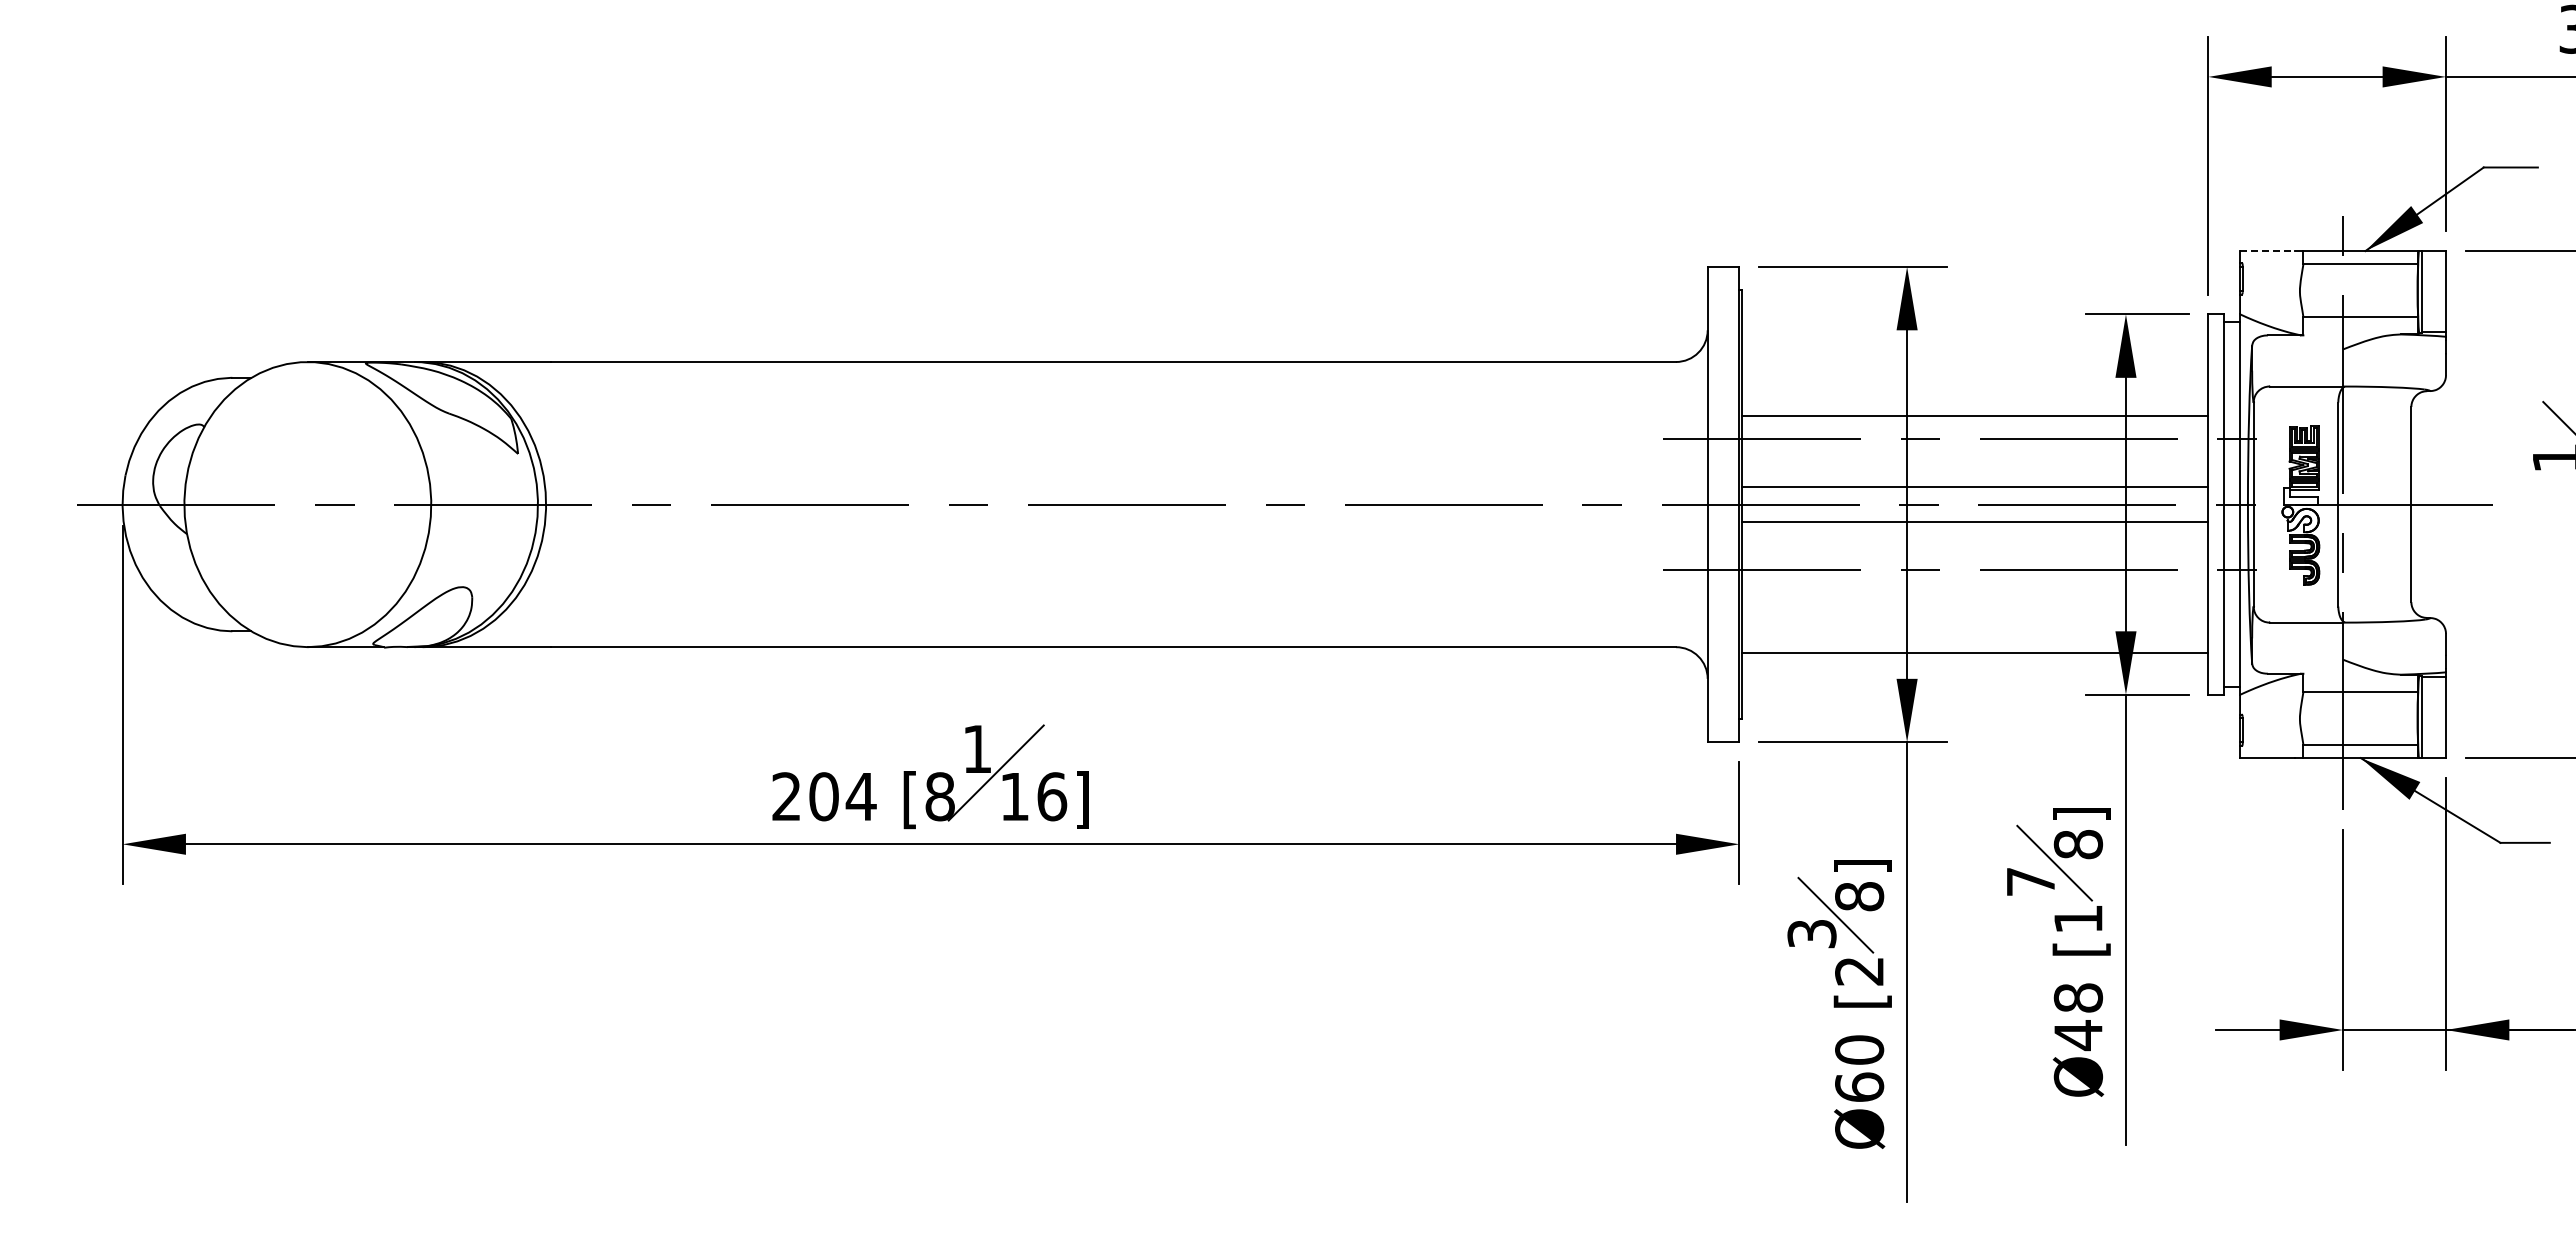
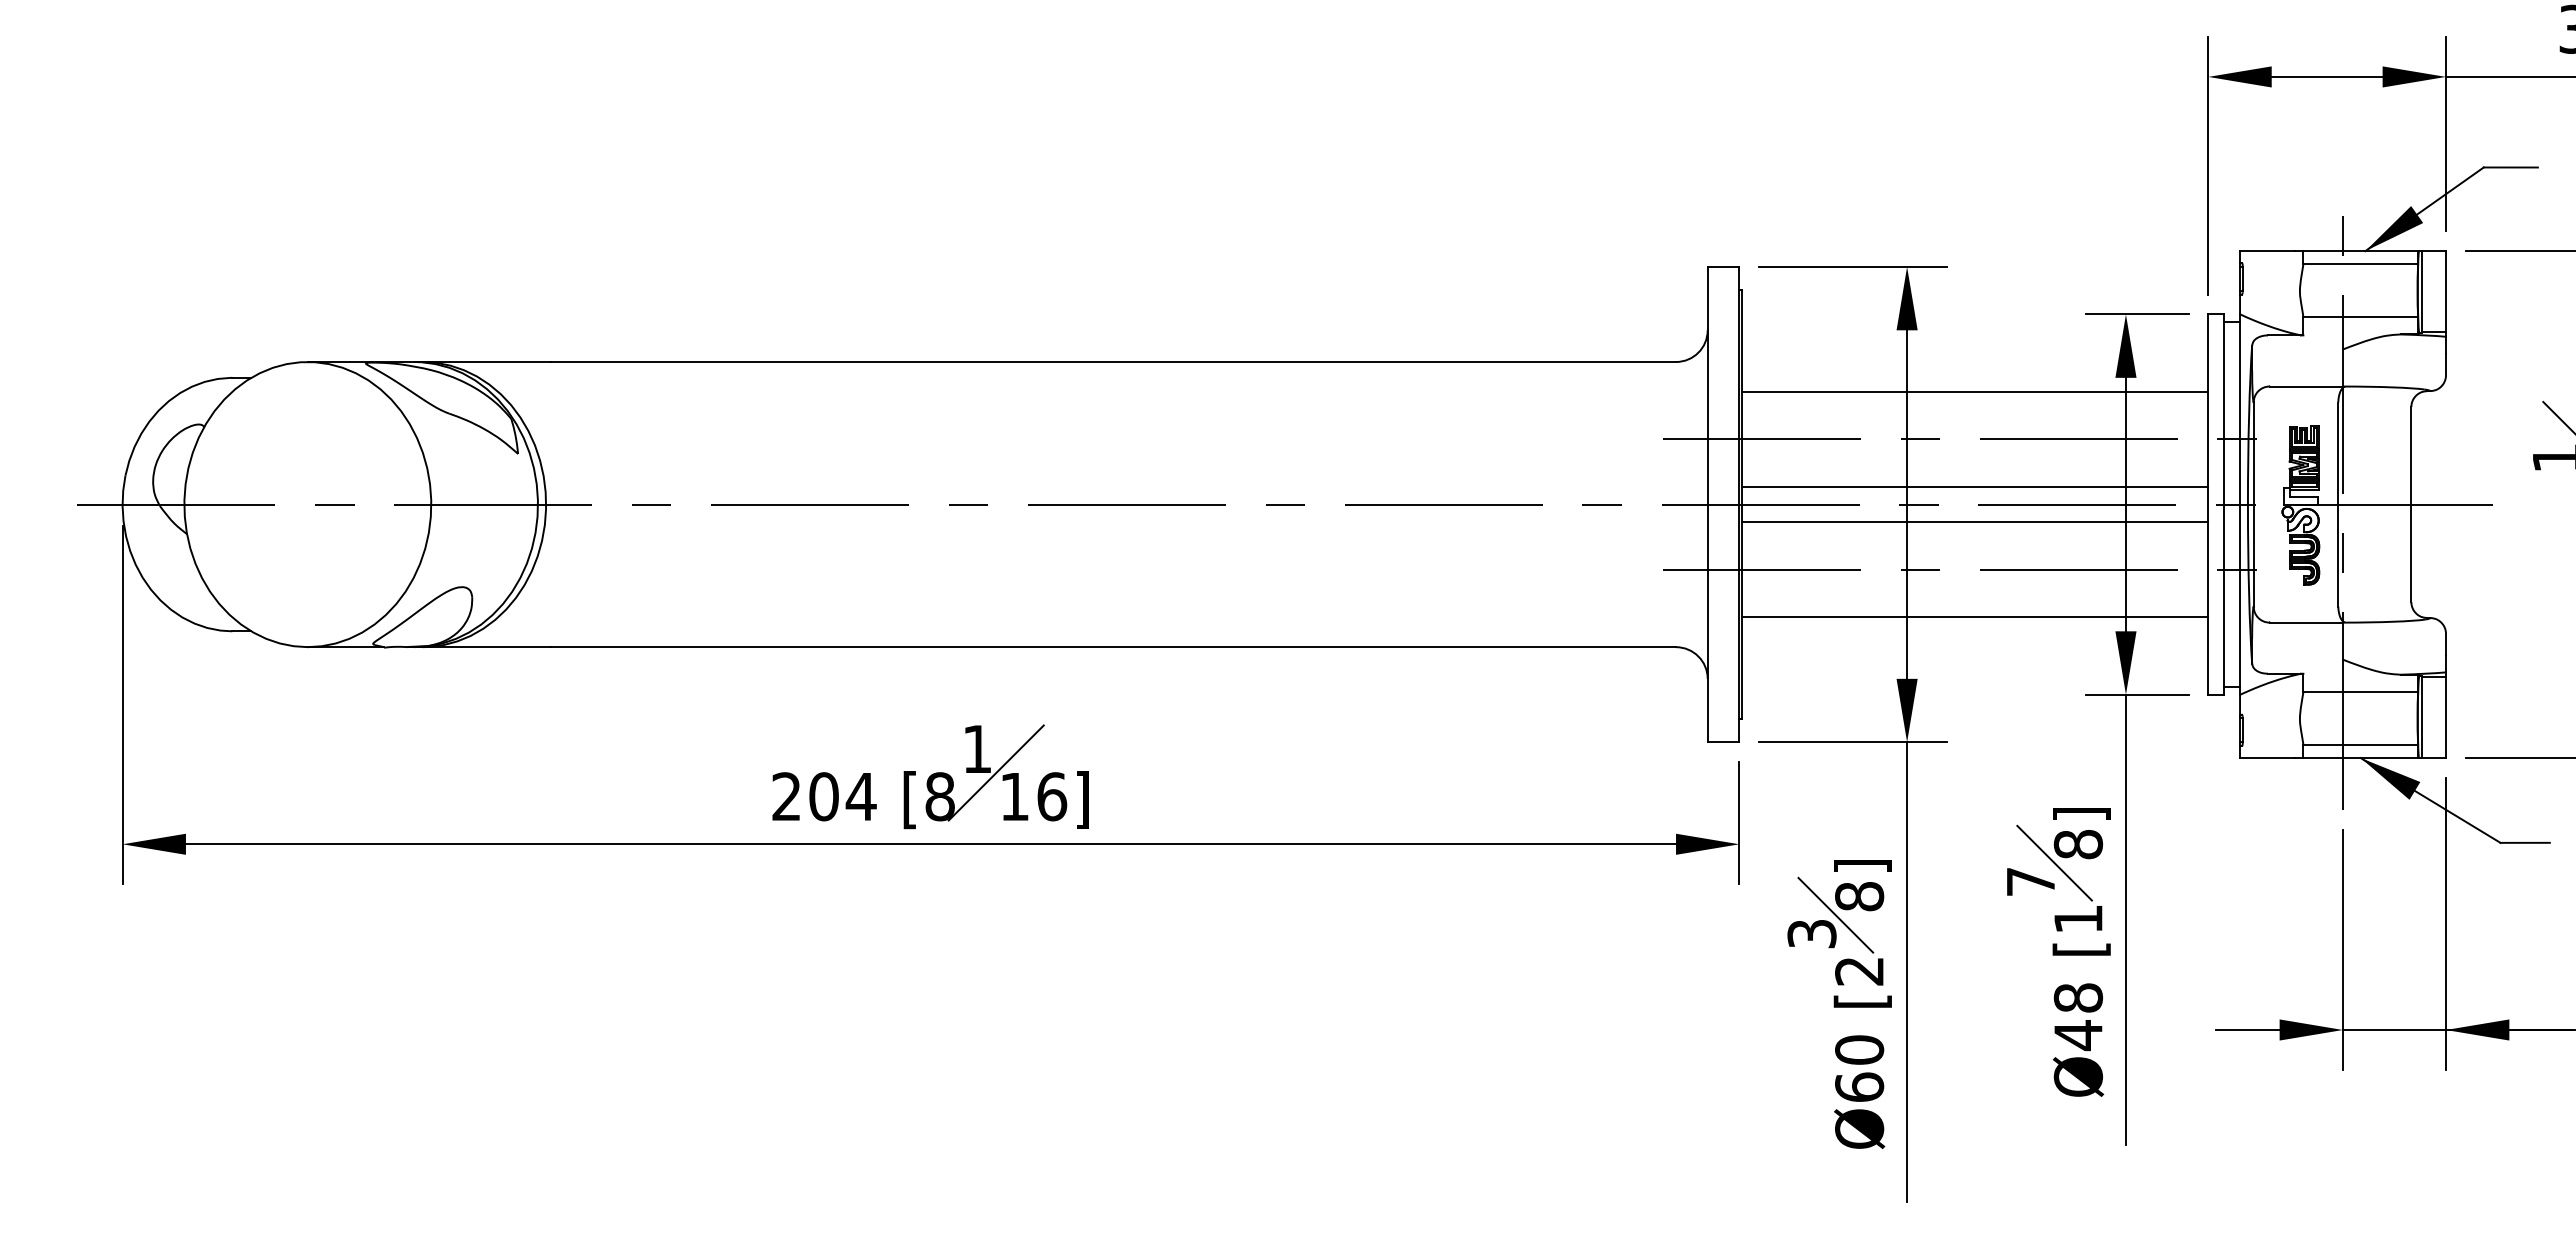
line: dashed -> solid (2267, 251)
line position: (1974, 415) -> (1974, 391) (1974, 391)
line position: (1974, 653) -> (1974, 617) (1974, 617)
